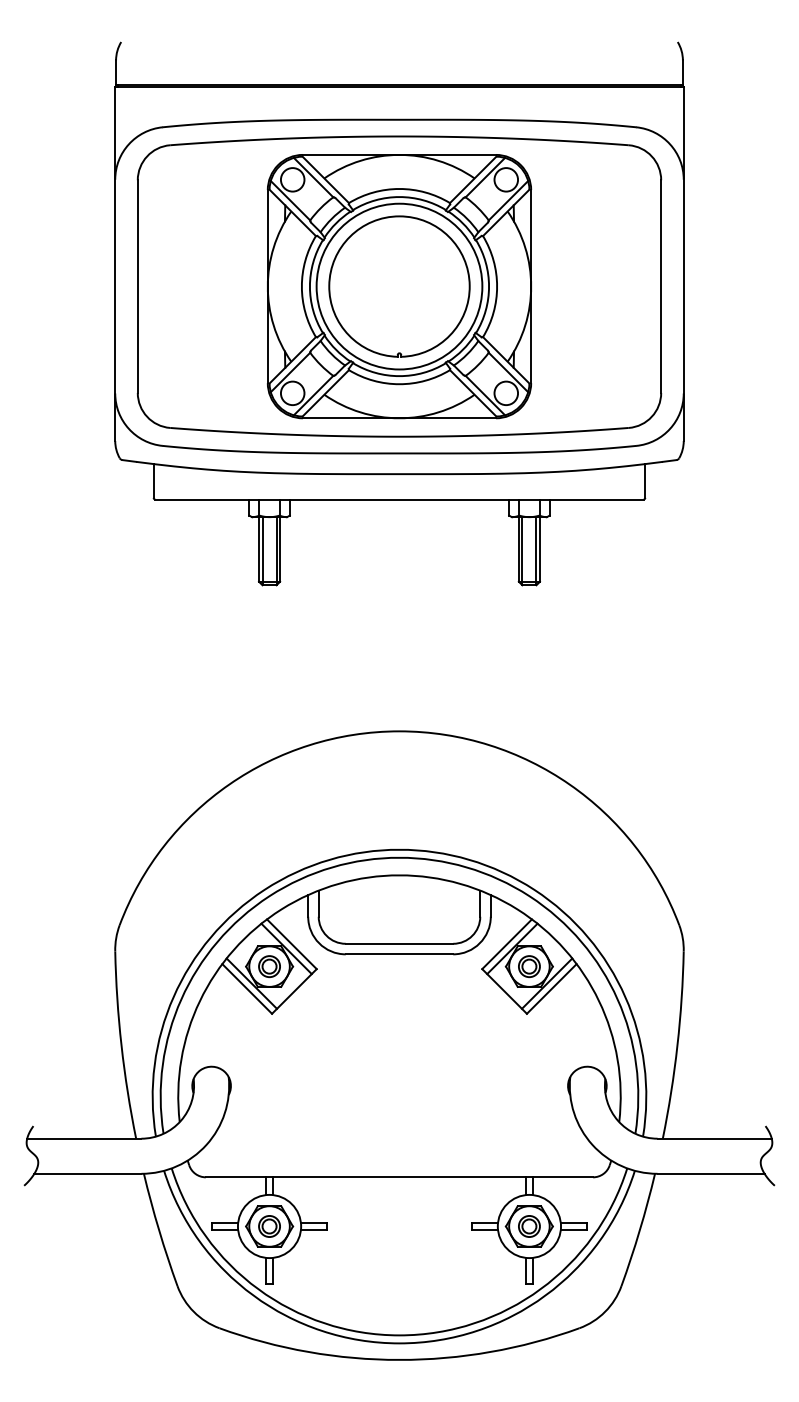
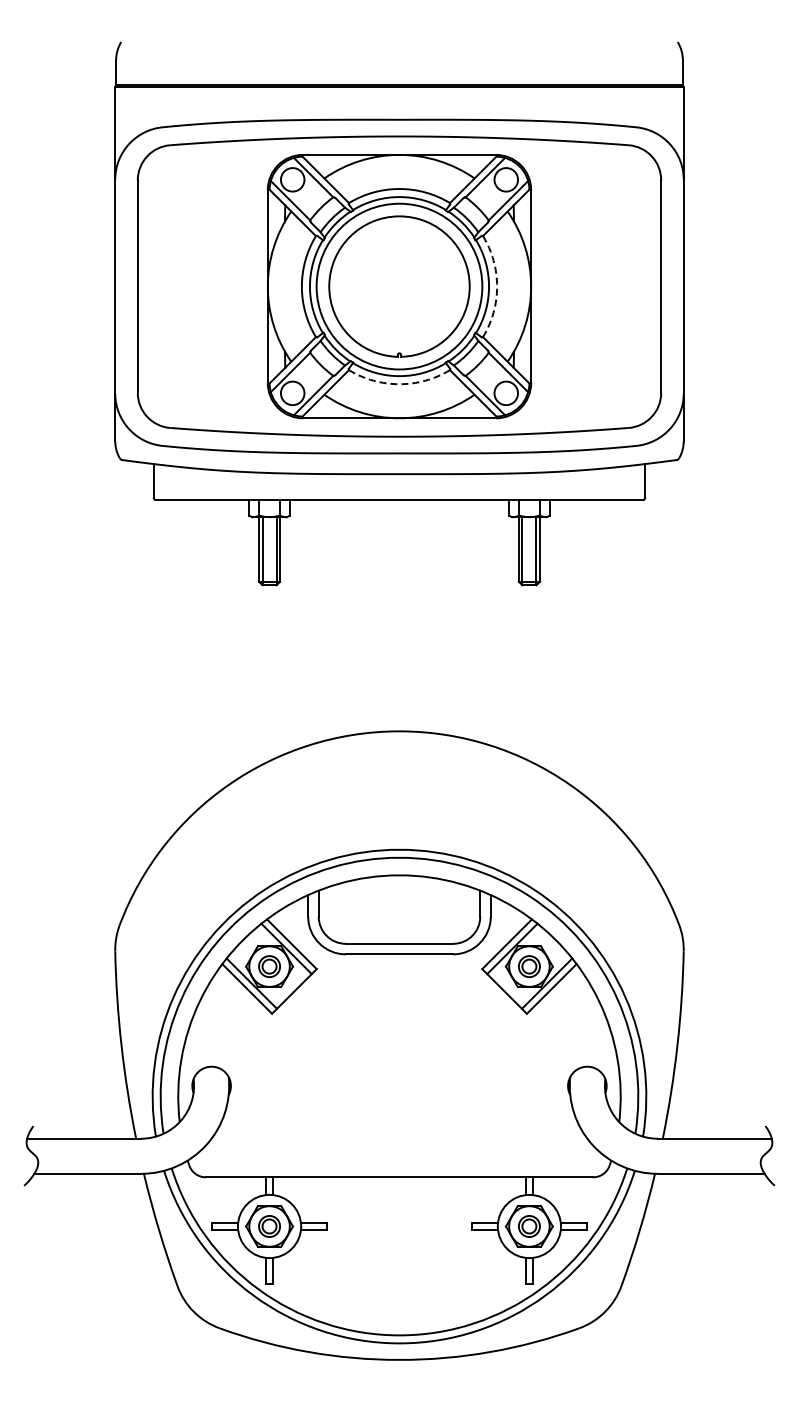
arc: solid -> dashed (497, 286)
arc: solid -> dashed (399, 384)
